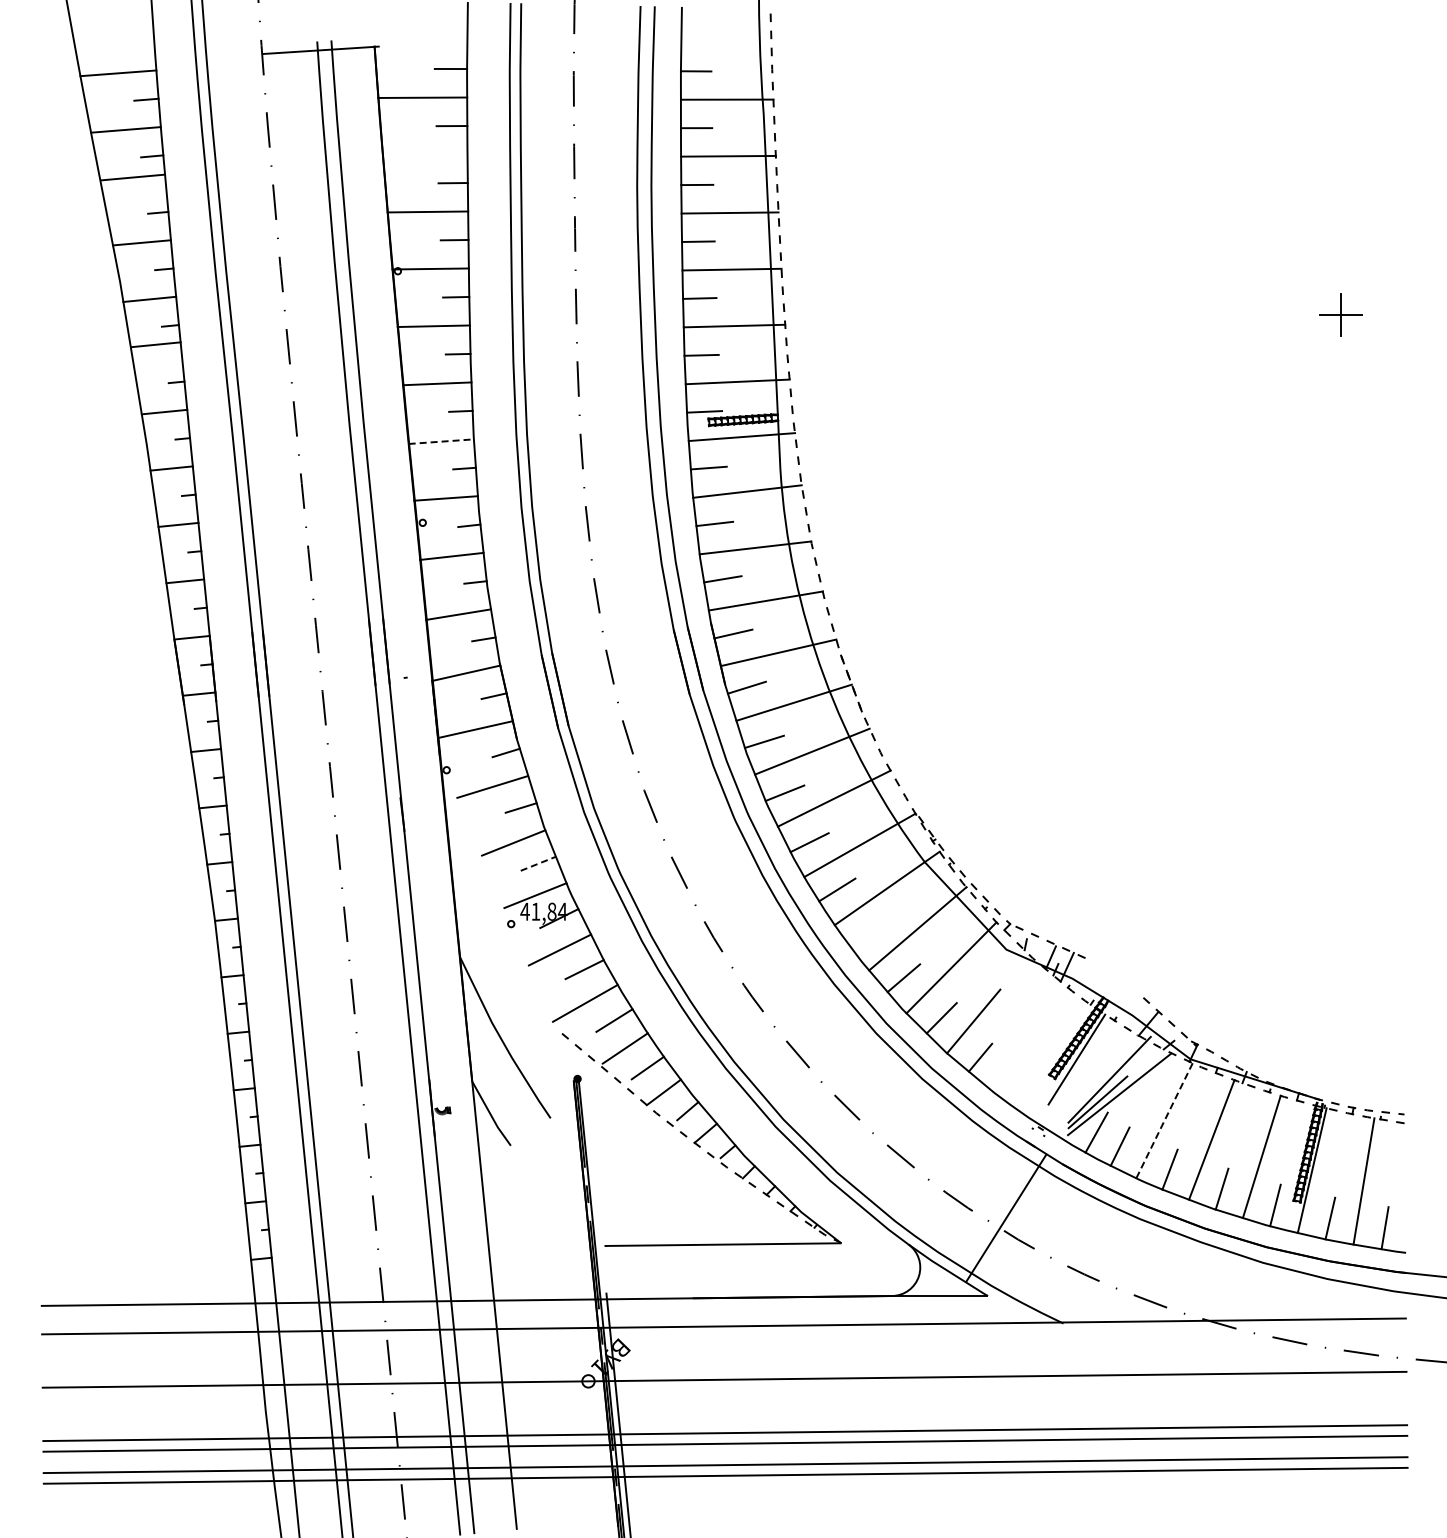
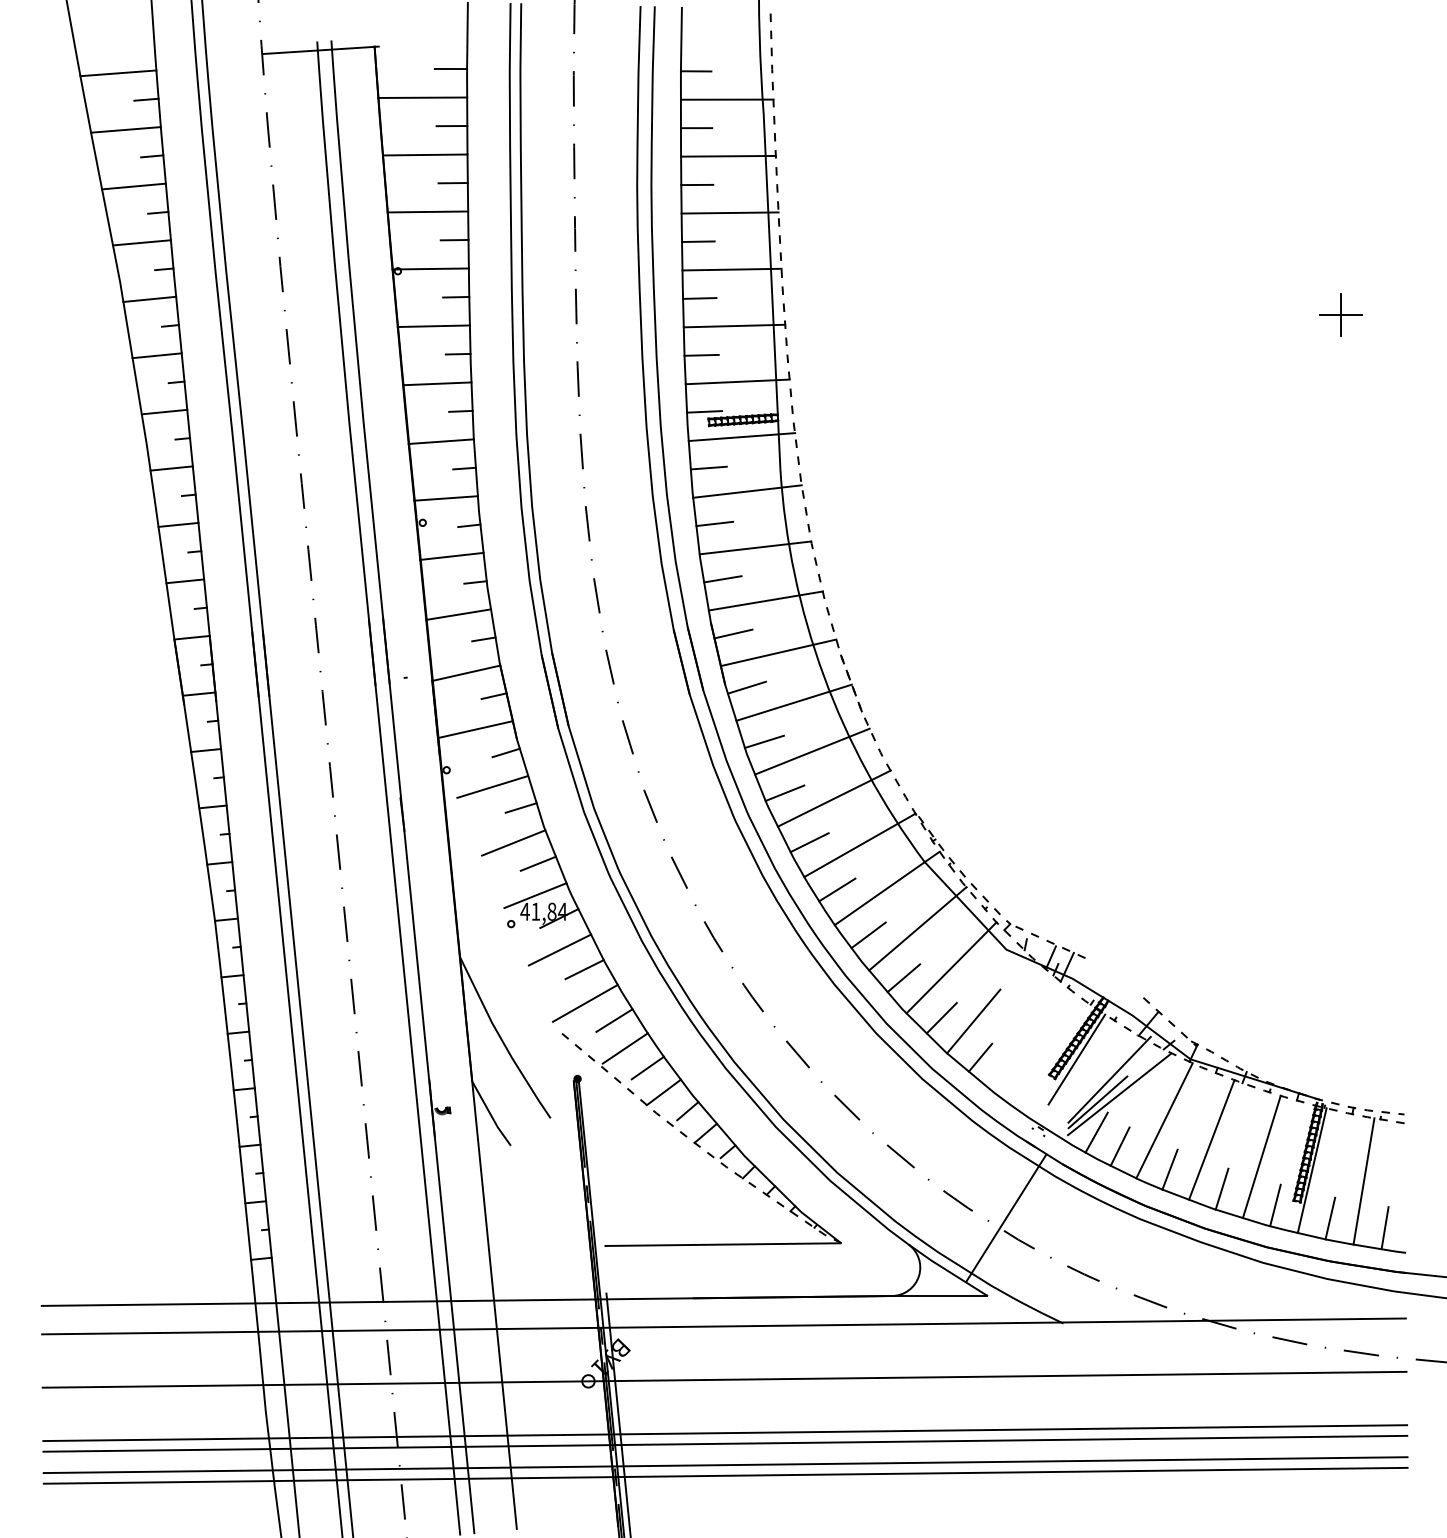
line: none -> present (424, 154)
line position: (132, 177) -> (133, 186) (133, 186)
line position: (155, 344) -> (156, 355) (156, 355)
line: dashed -> solid (441, 441)
line: dashed -> solid (538, 863)
line: none -> present (868, 935)
line: dashed -> solid (1164, 1121)
